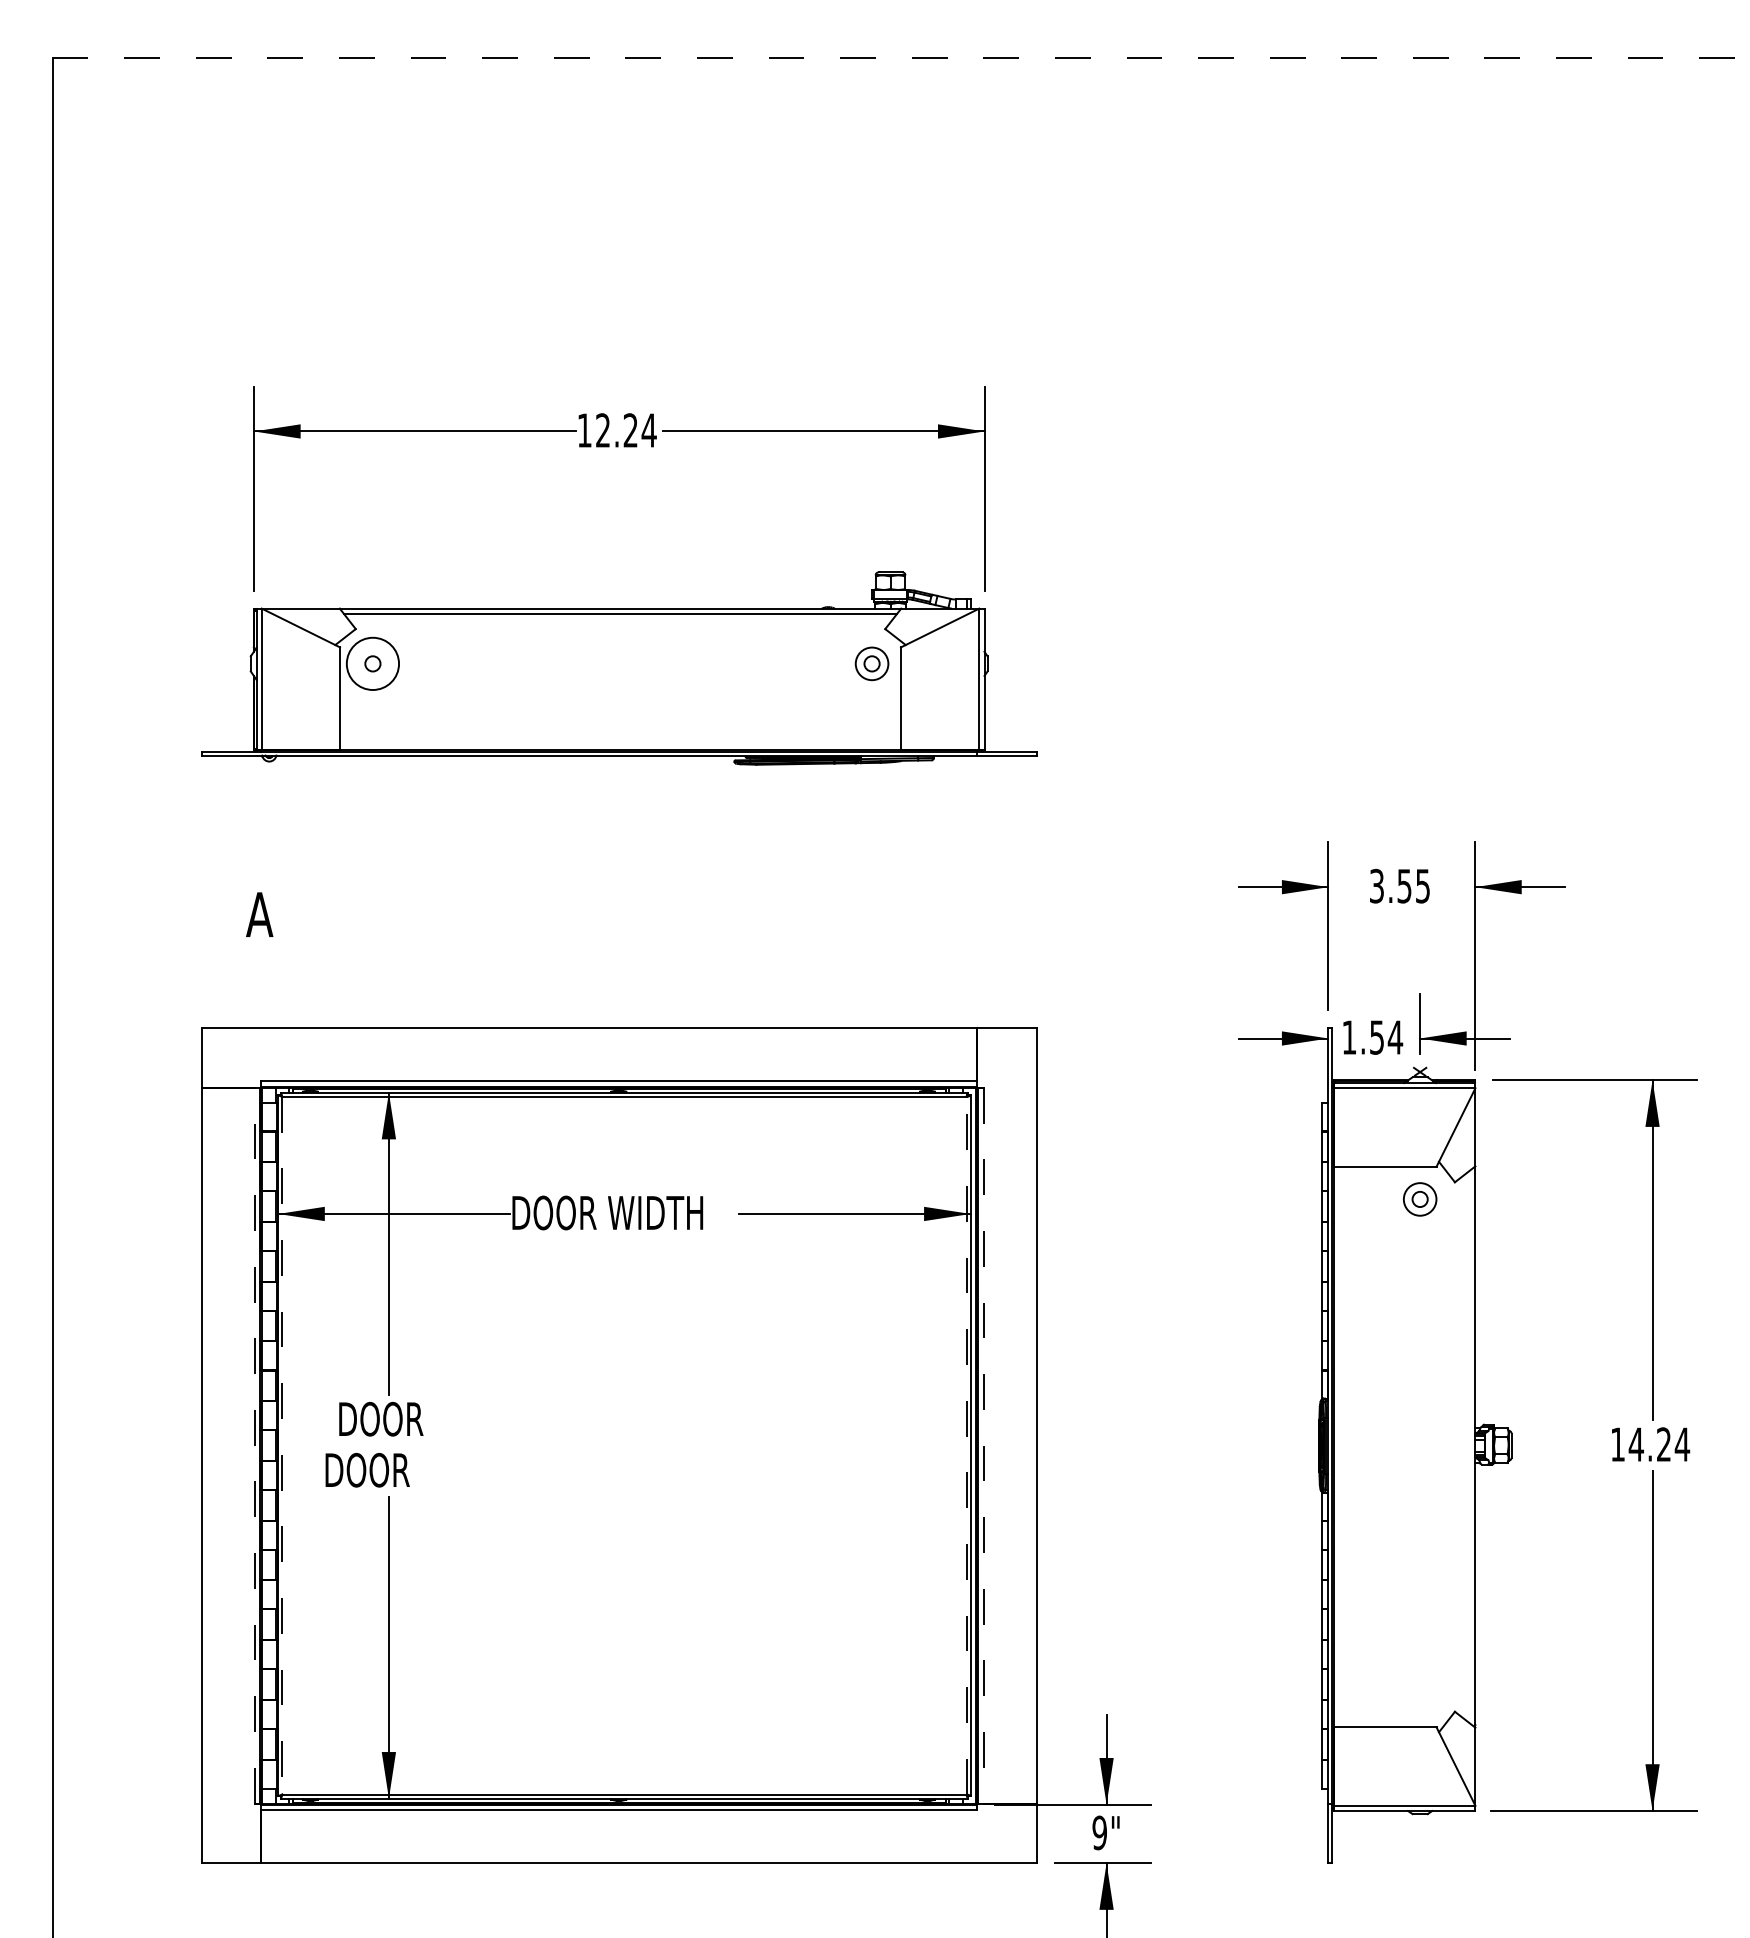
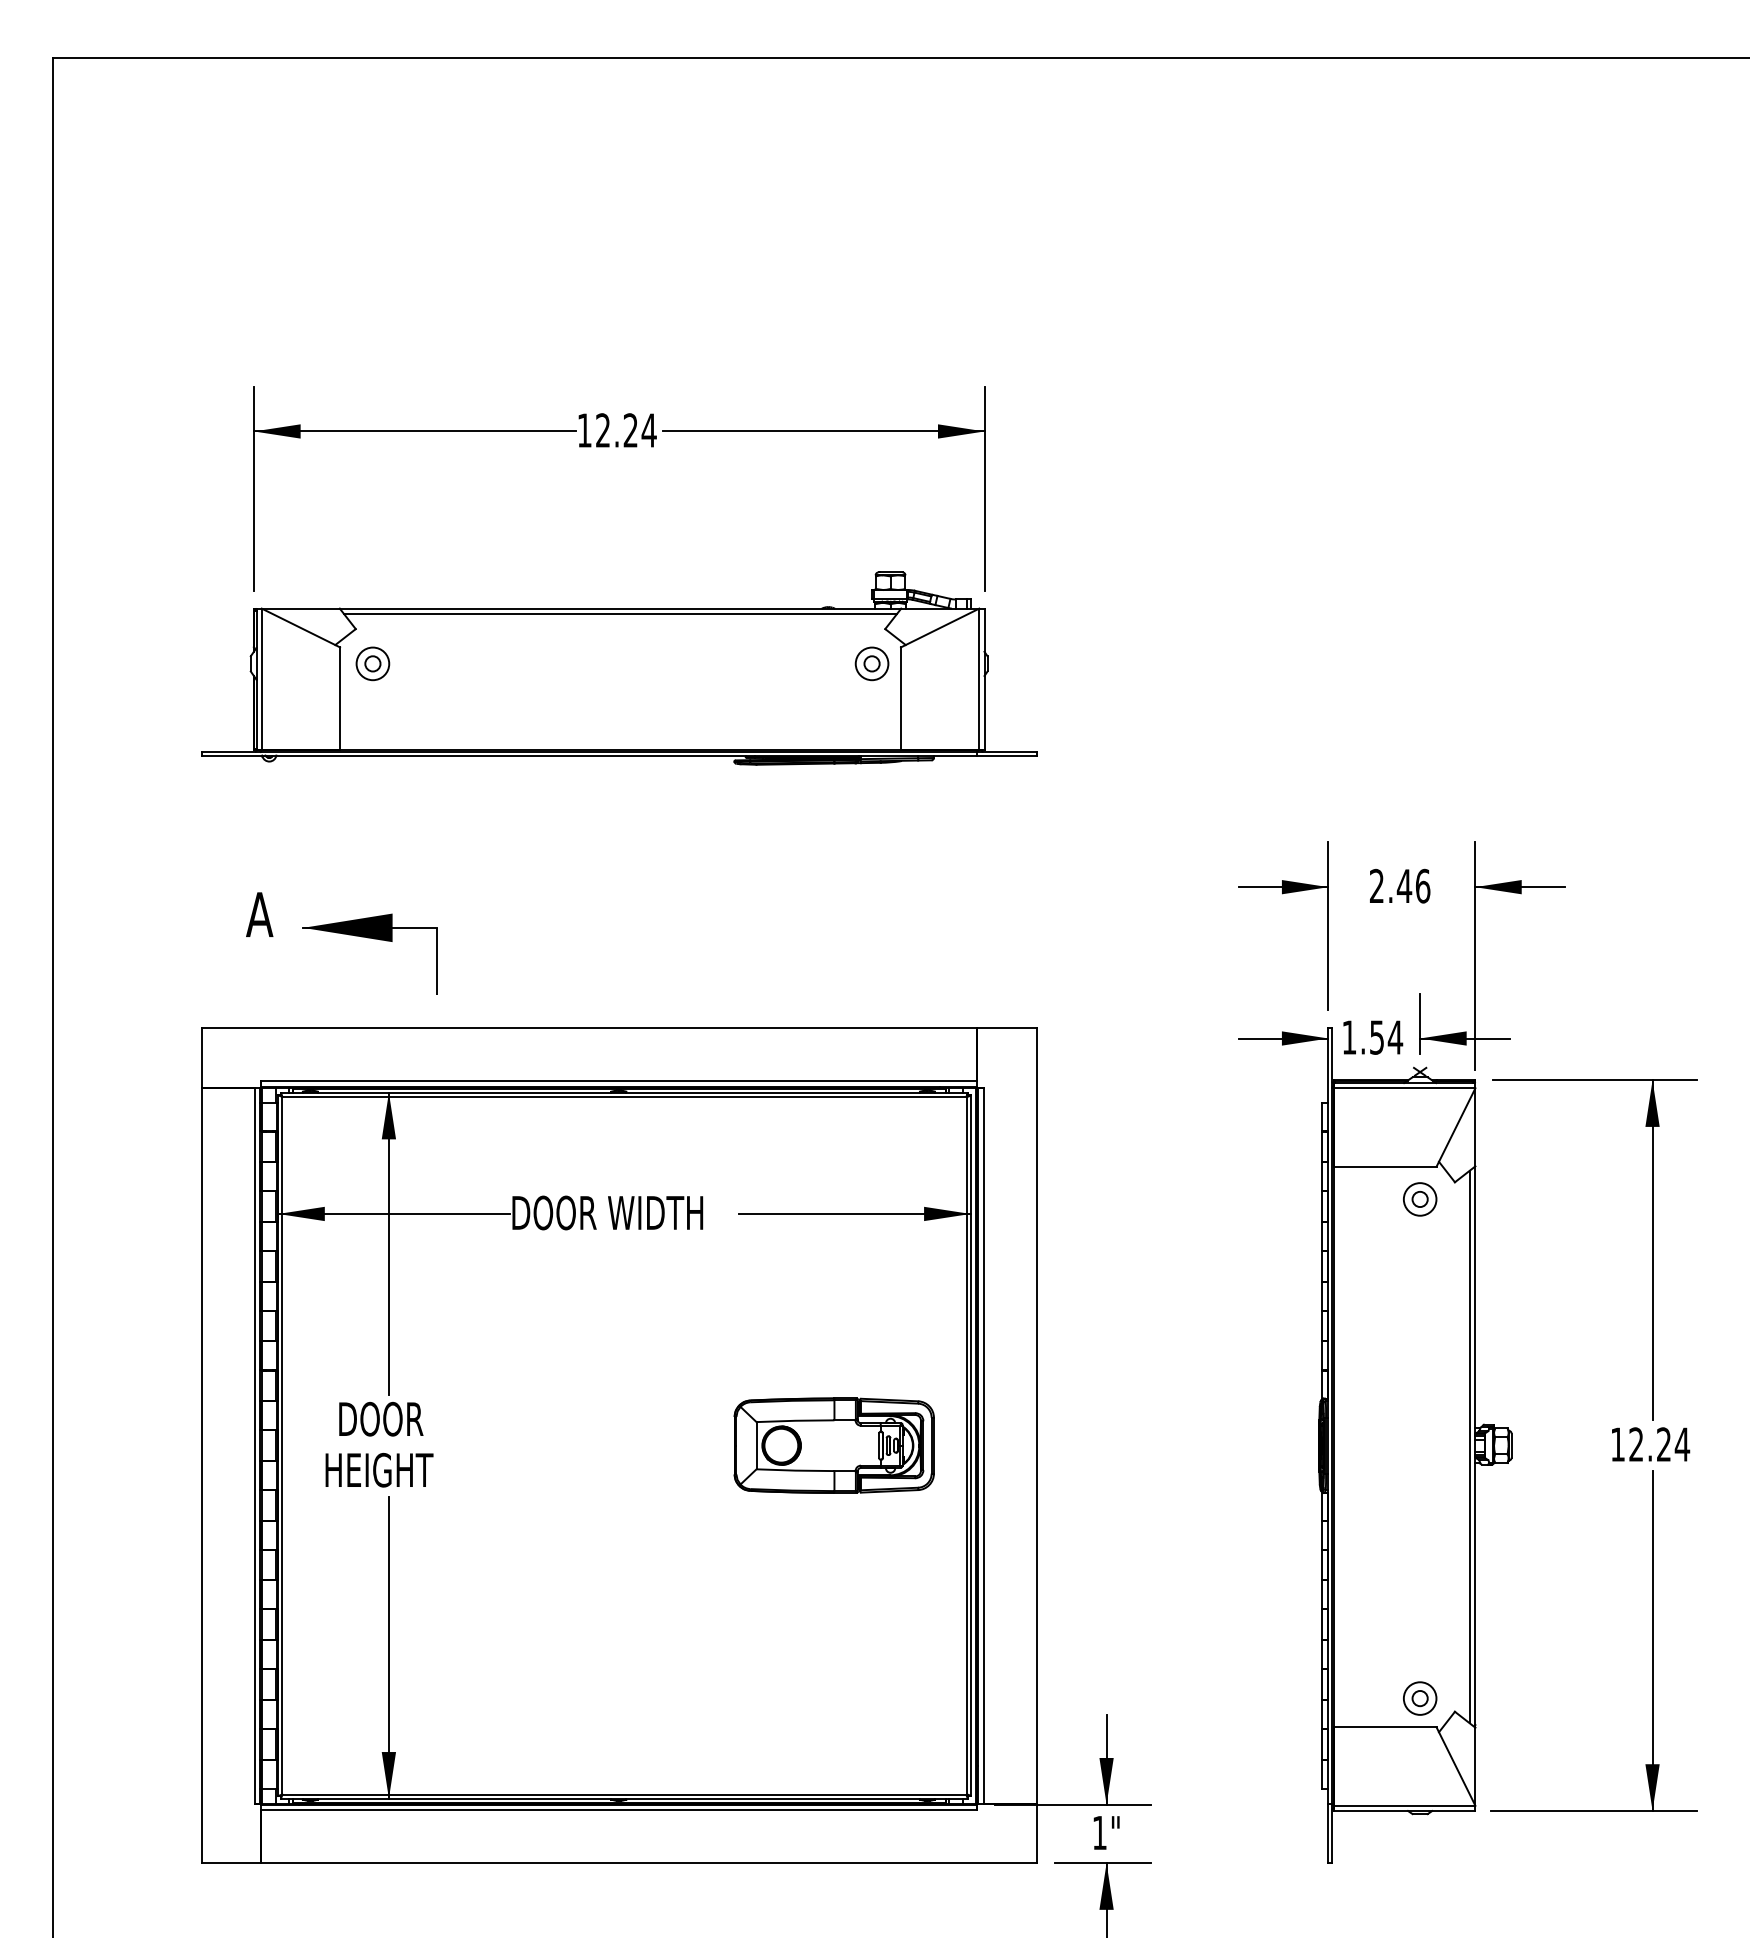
line: dashed -> solid (901, 58)
circle diameter: 52 px -> 33 px (372, 663)
text: 3.55 -> 2.46 (1400, 885)
part: none -> present (373, 939)
text: 14.24 -> 12.24 (1635, 1444)
line: dashed -> solid (254, 1445)
line: dashed -> solid (282, 1445)
part: none -> present (833, 1445)
line: dashed -> solid (966, 1445)
line: dashed -> solid (983, 1445)
line: none -> present (1469, 1446)
text: DOOR -> HEIGHT (380, 1469)
part: none -> present (1420, 1698)
text: 9" -> 1" (1099, 1832)
